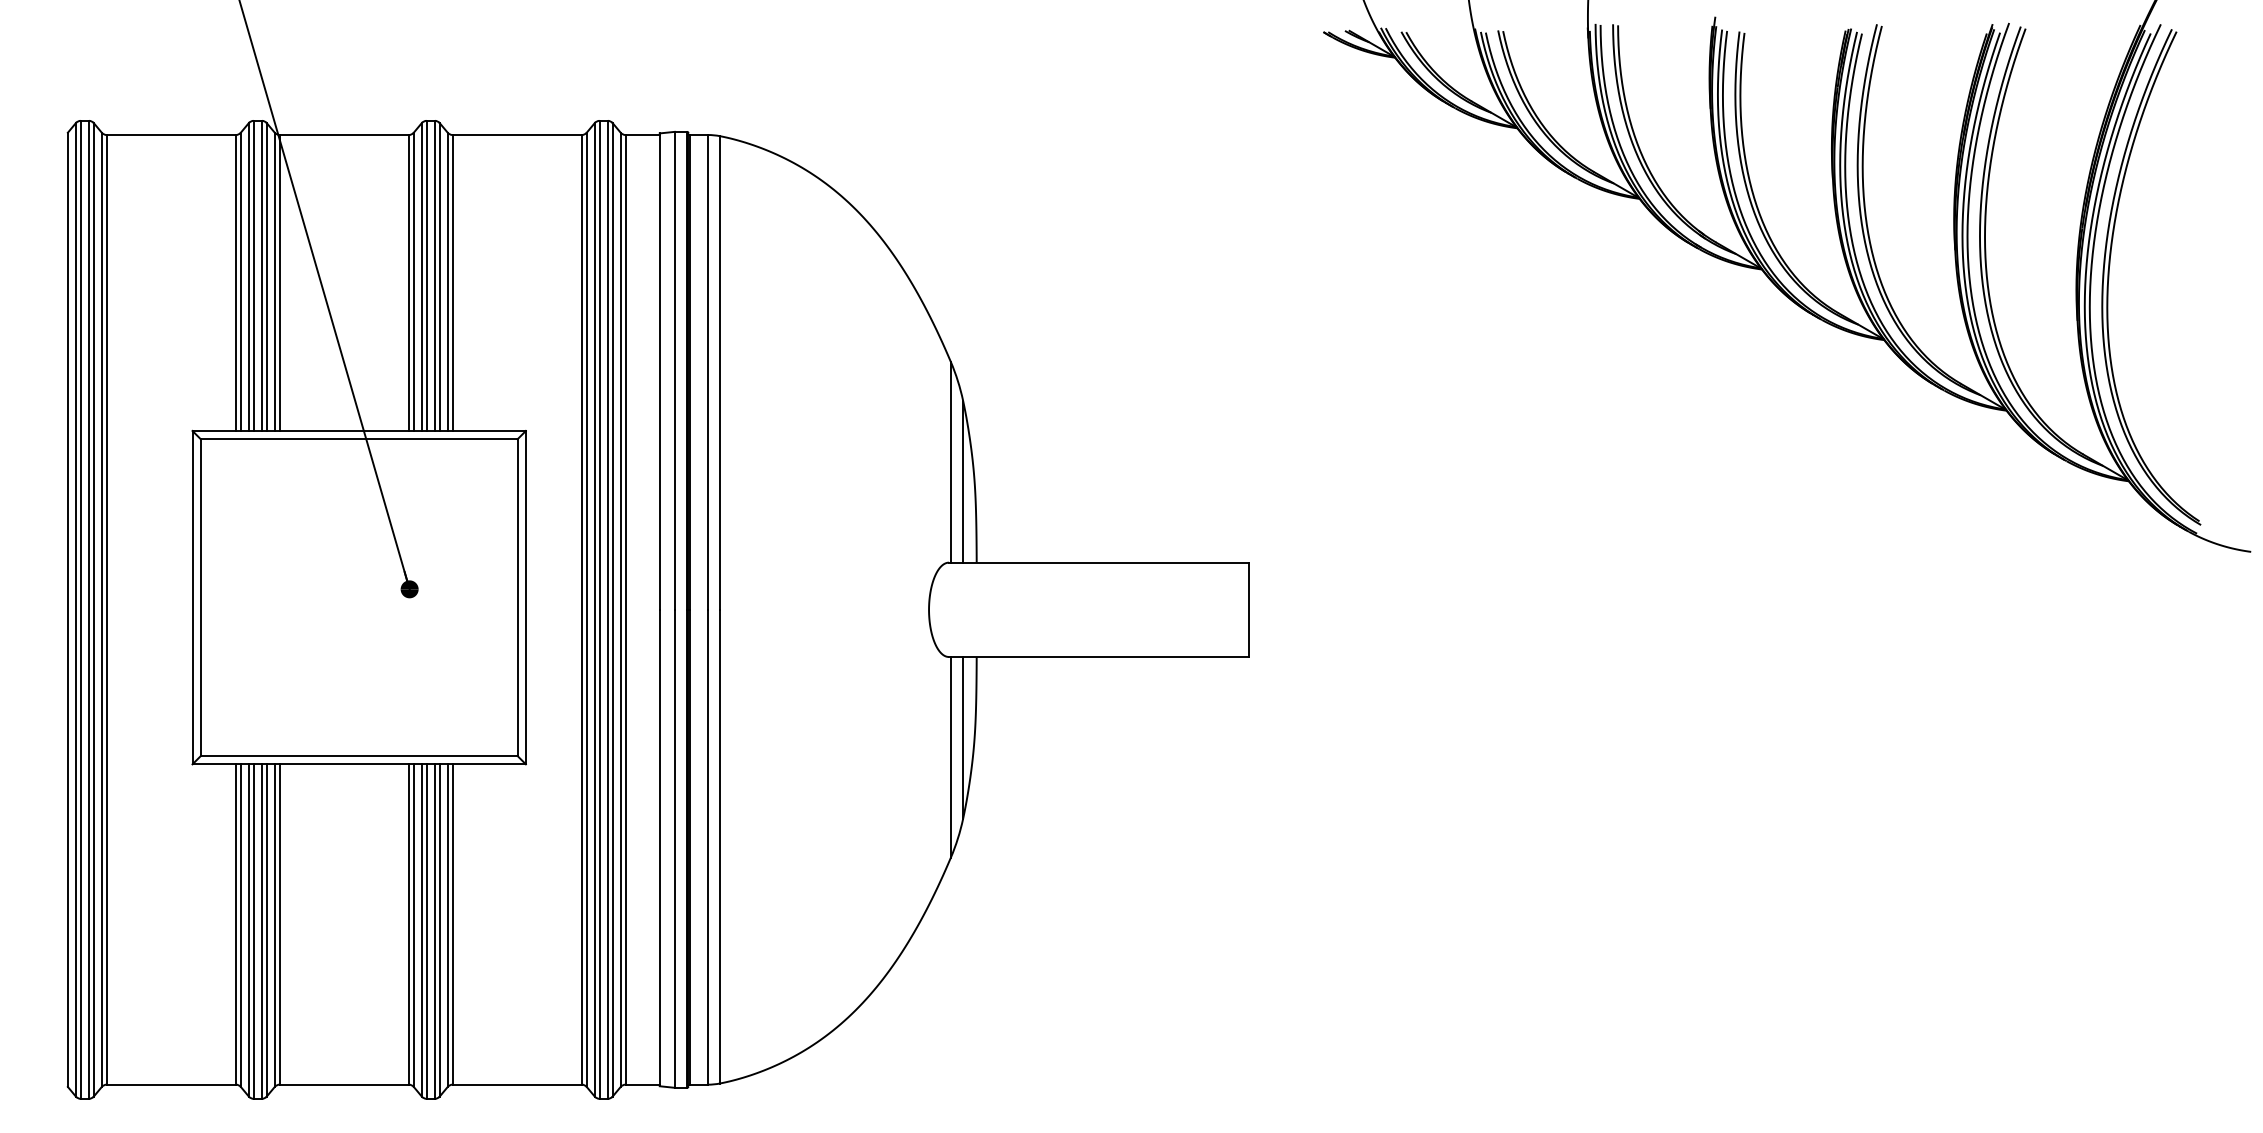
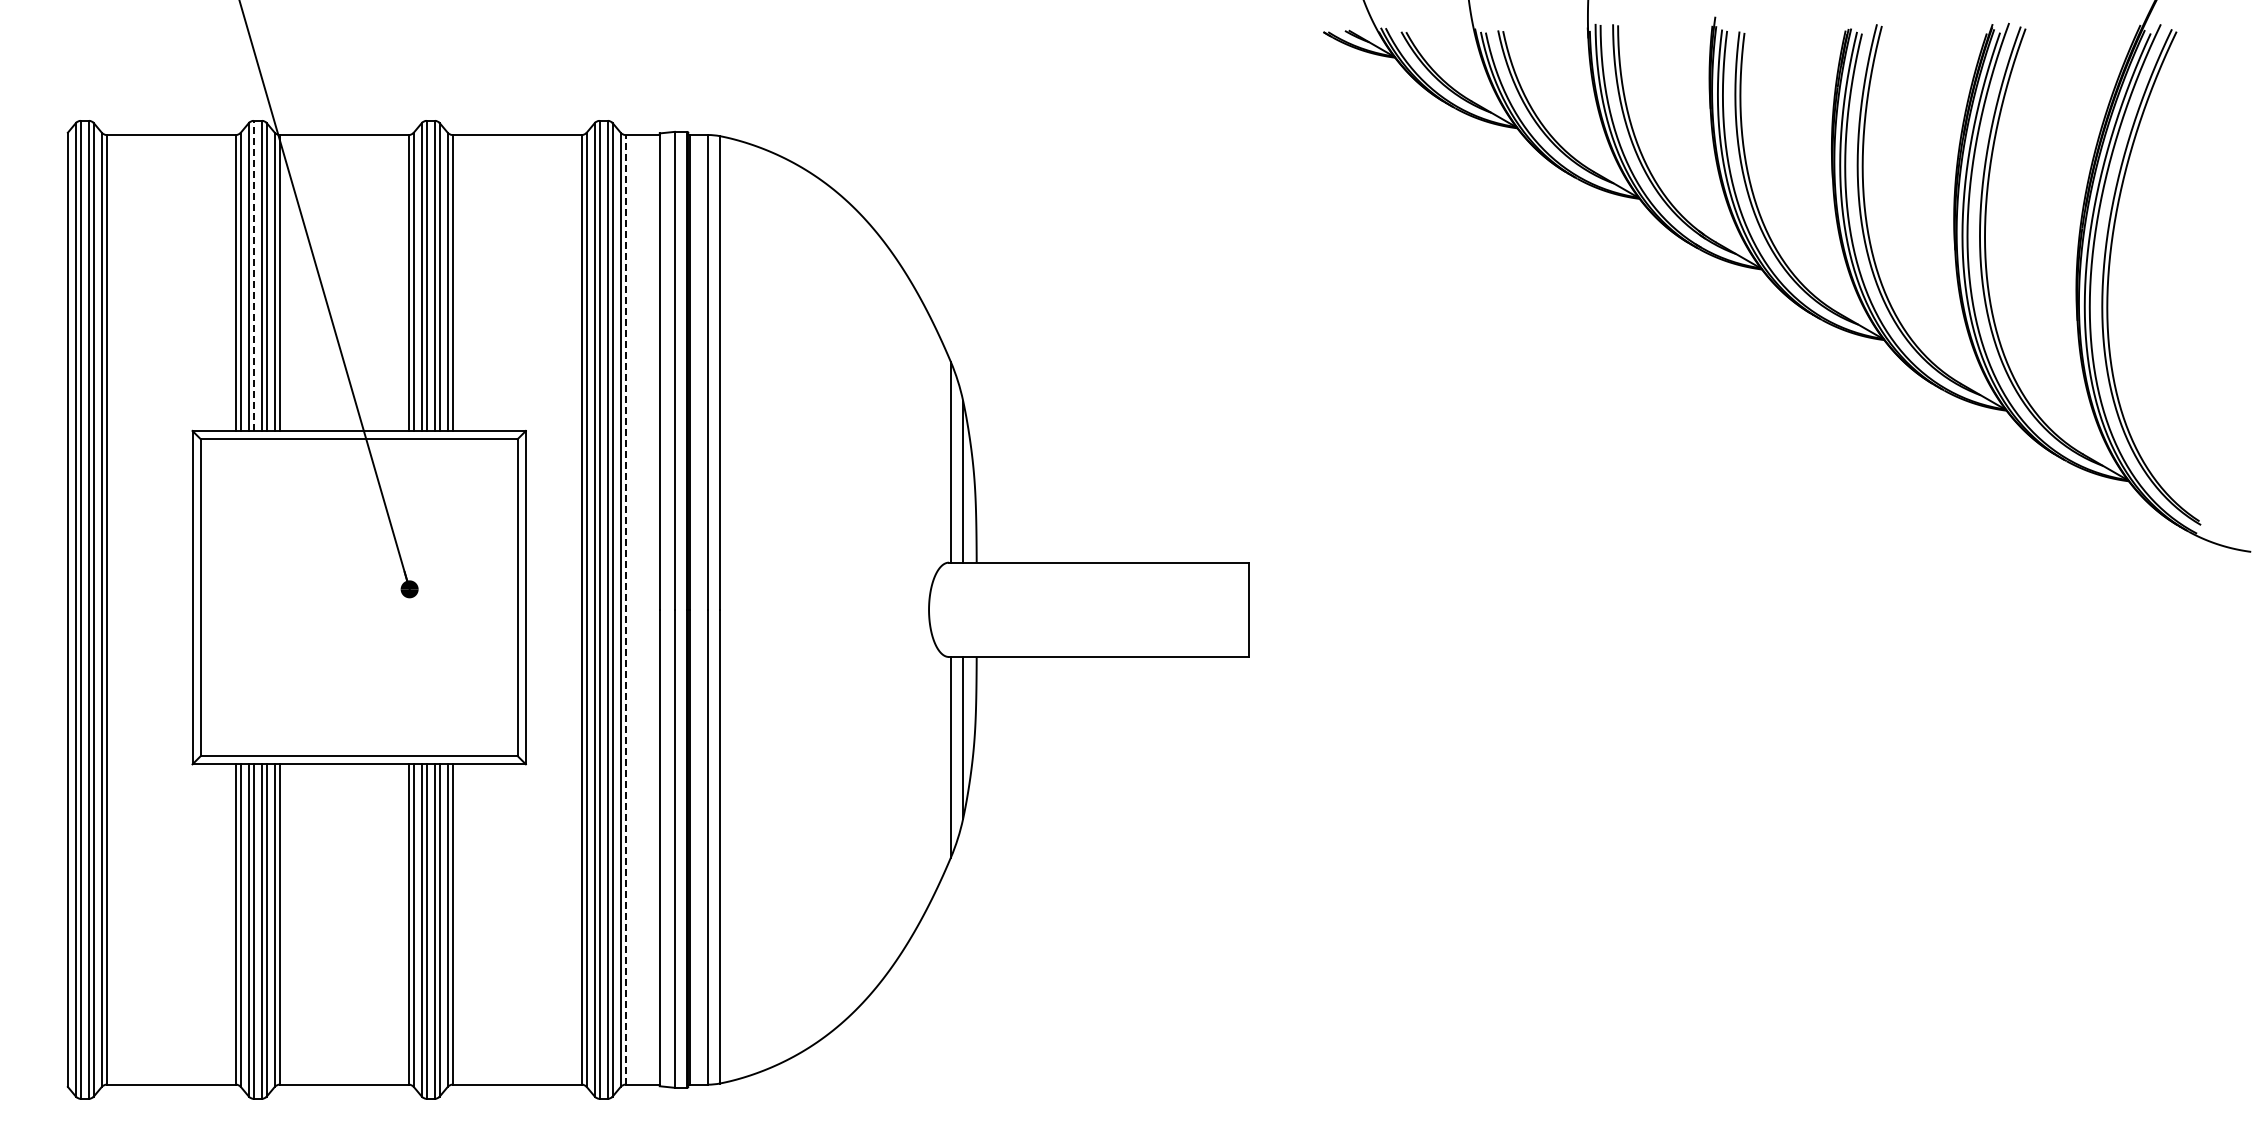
line: solid -> dashed (253, 275)
line: solid -> dashed (625, 609)
